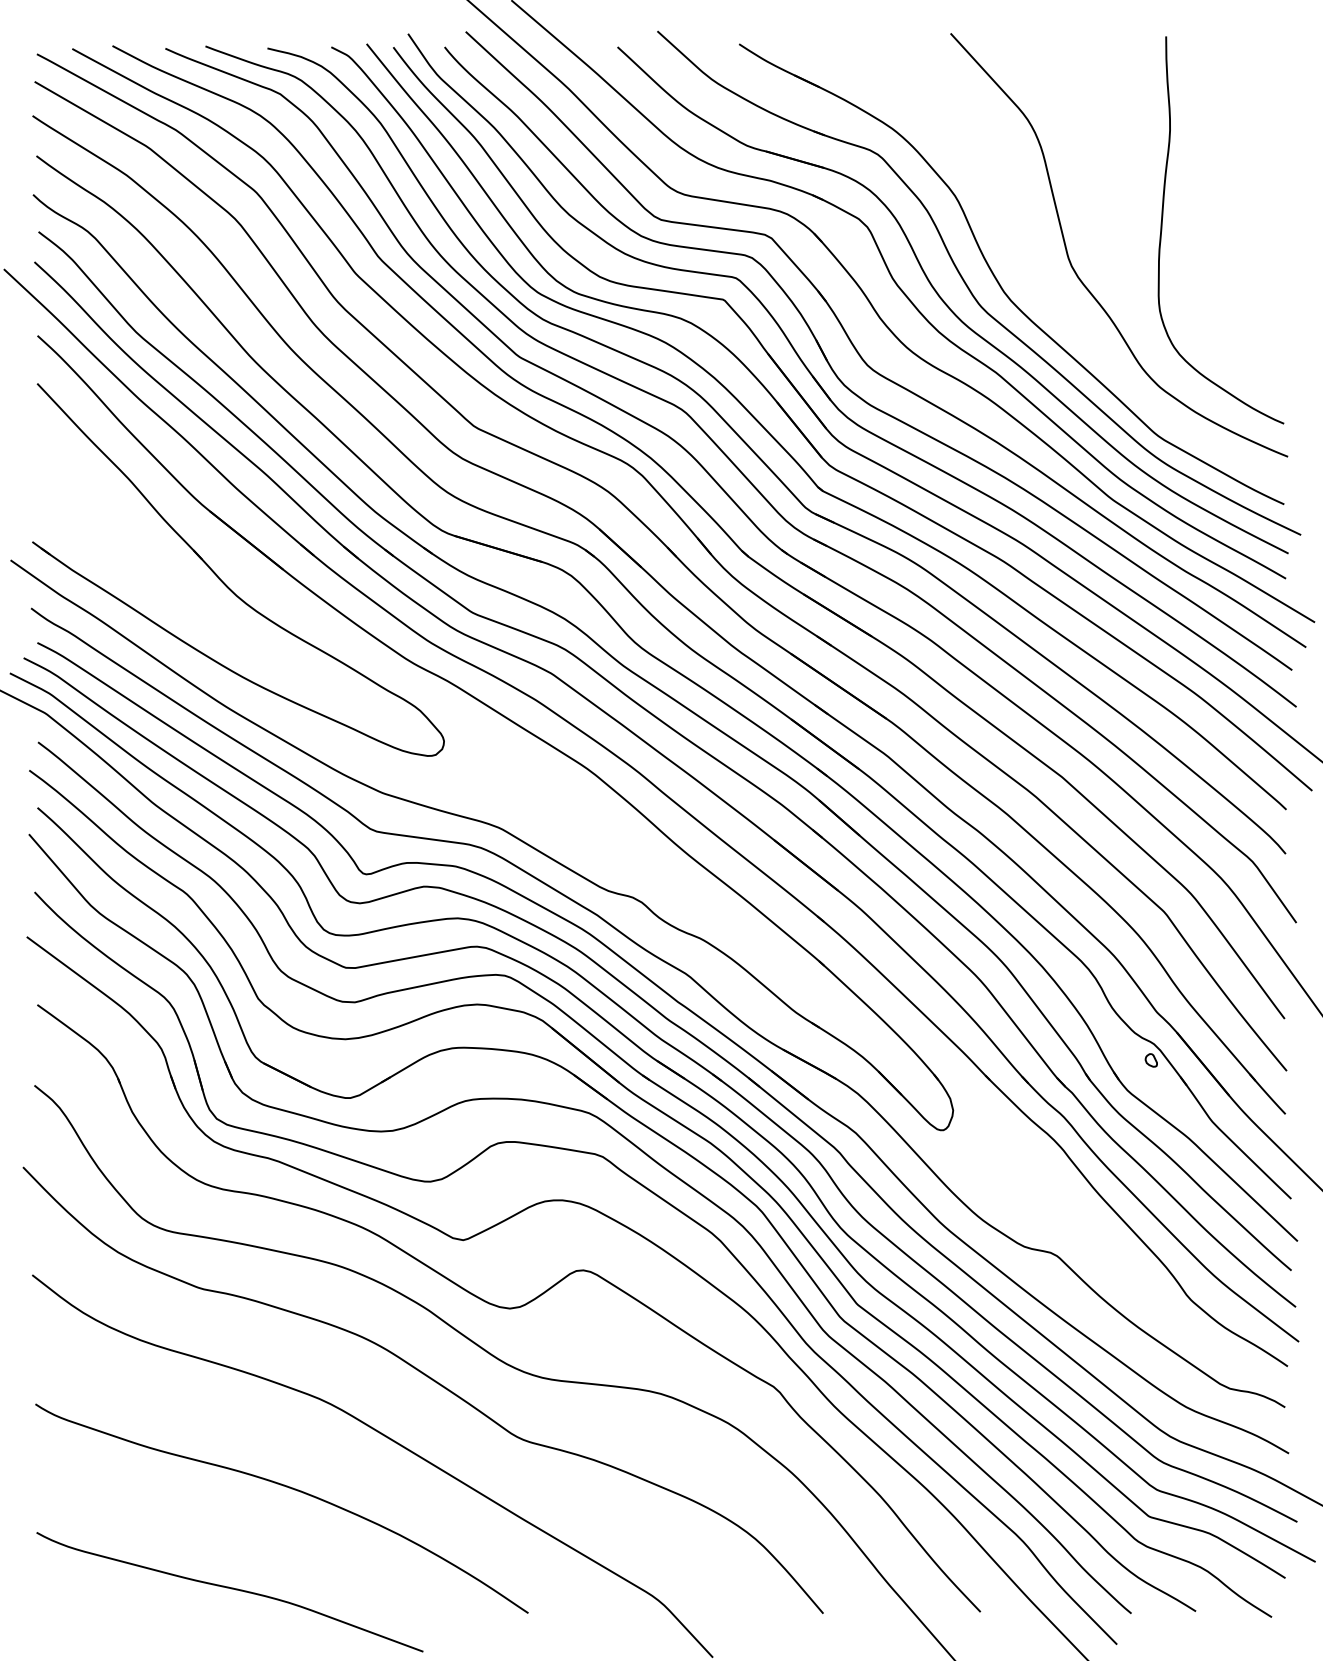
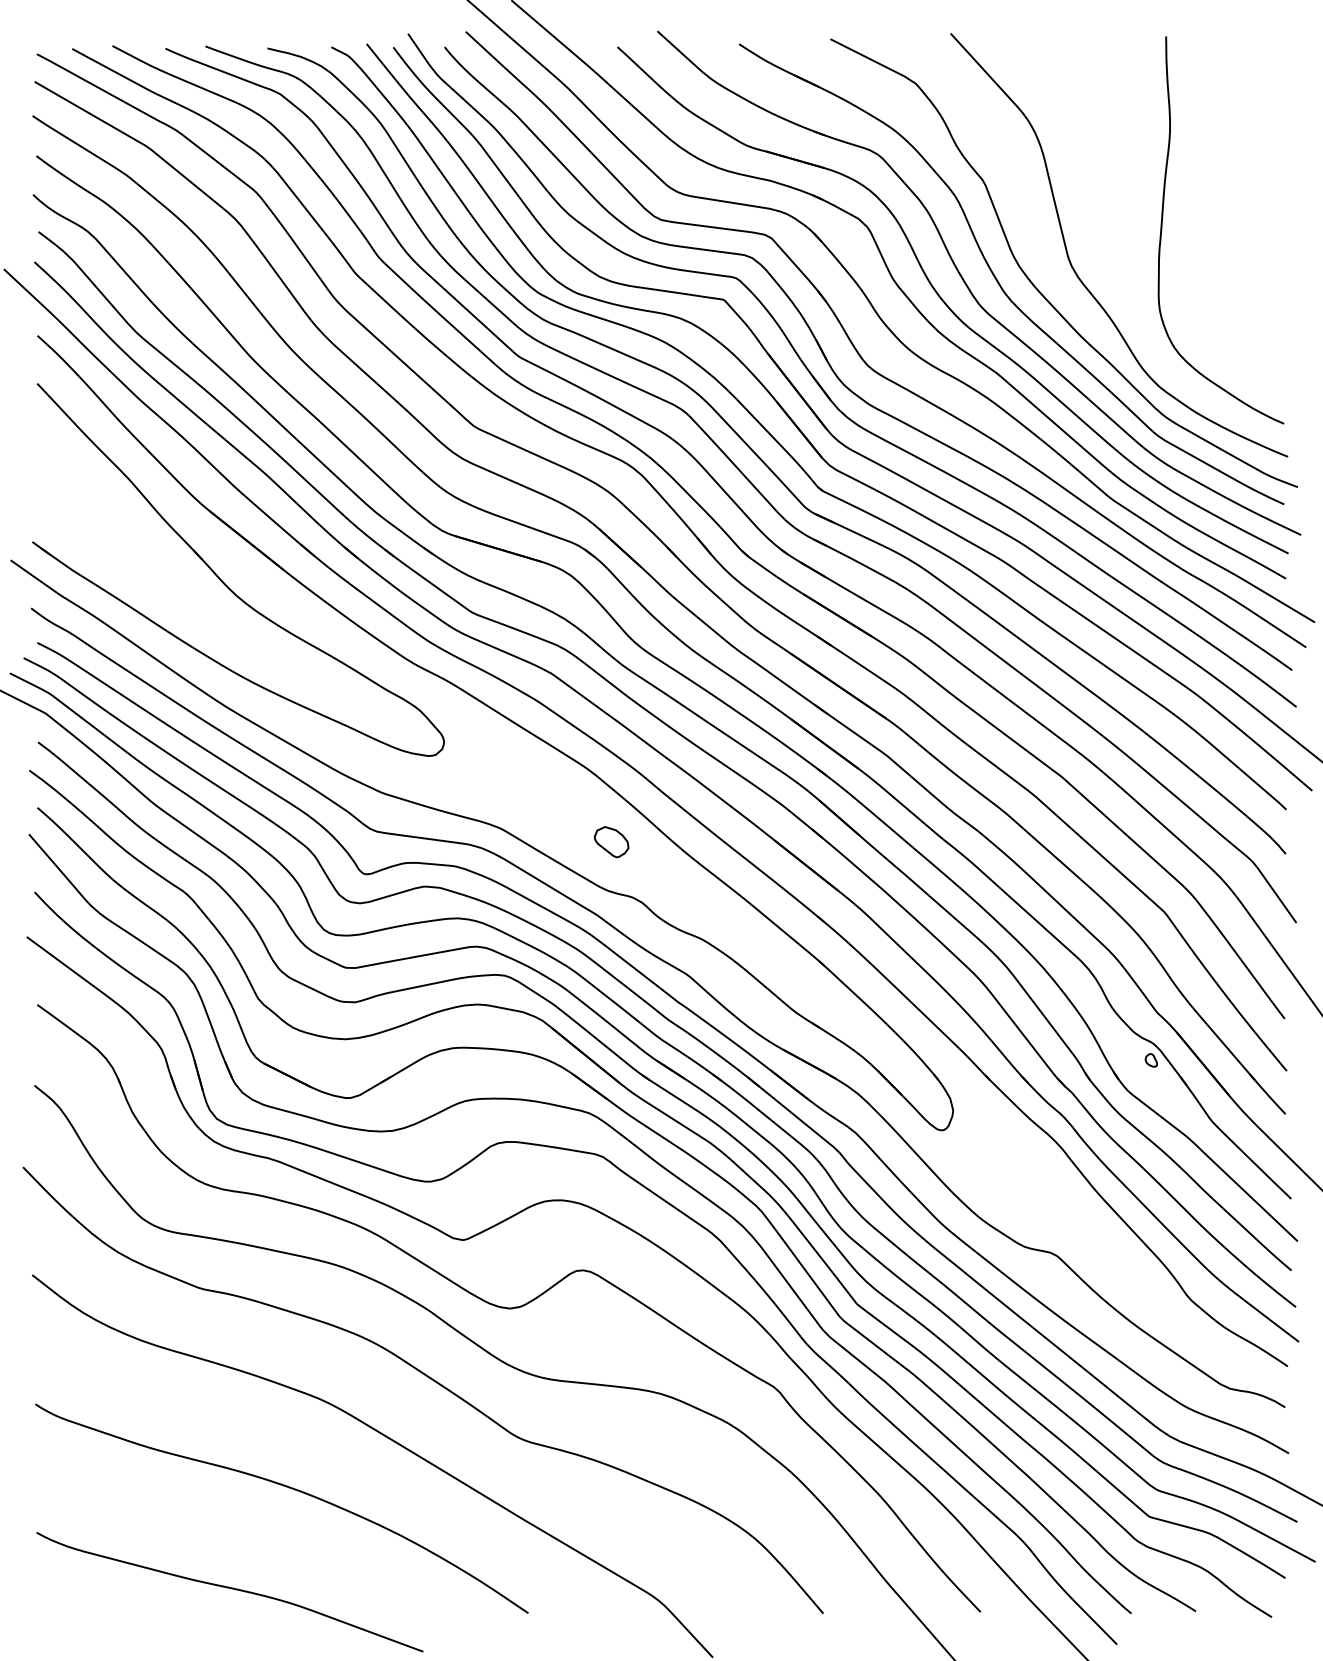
curve: none -> present (1034, 284)
part: none -> present (611, 842)
